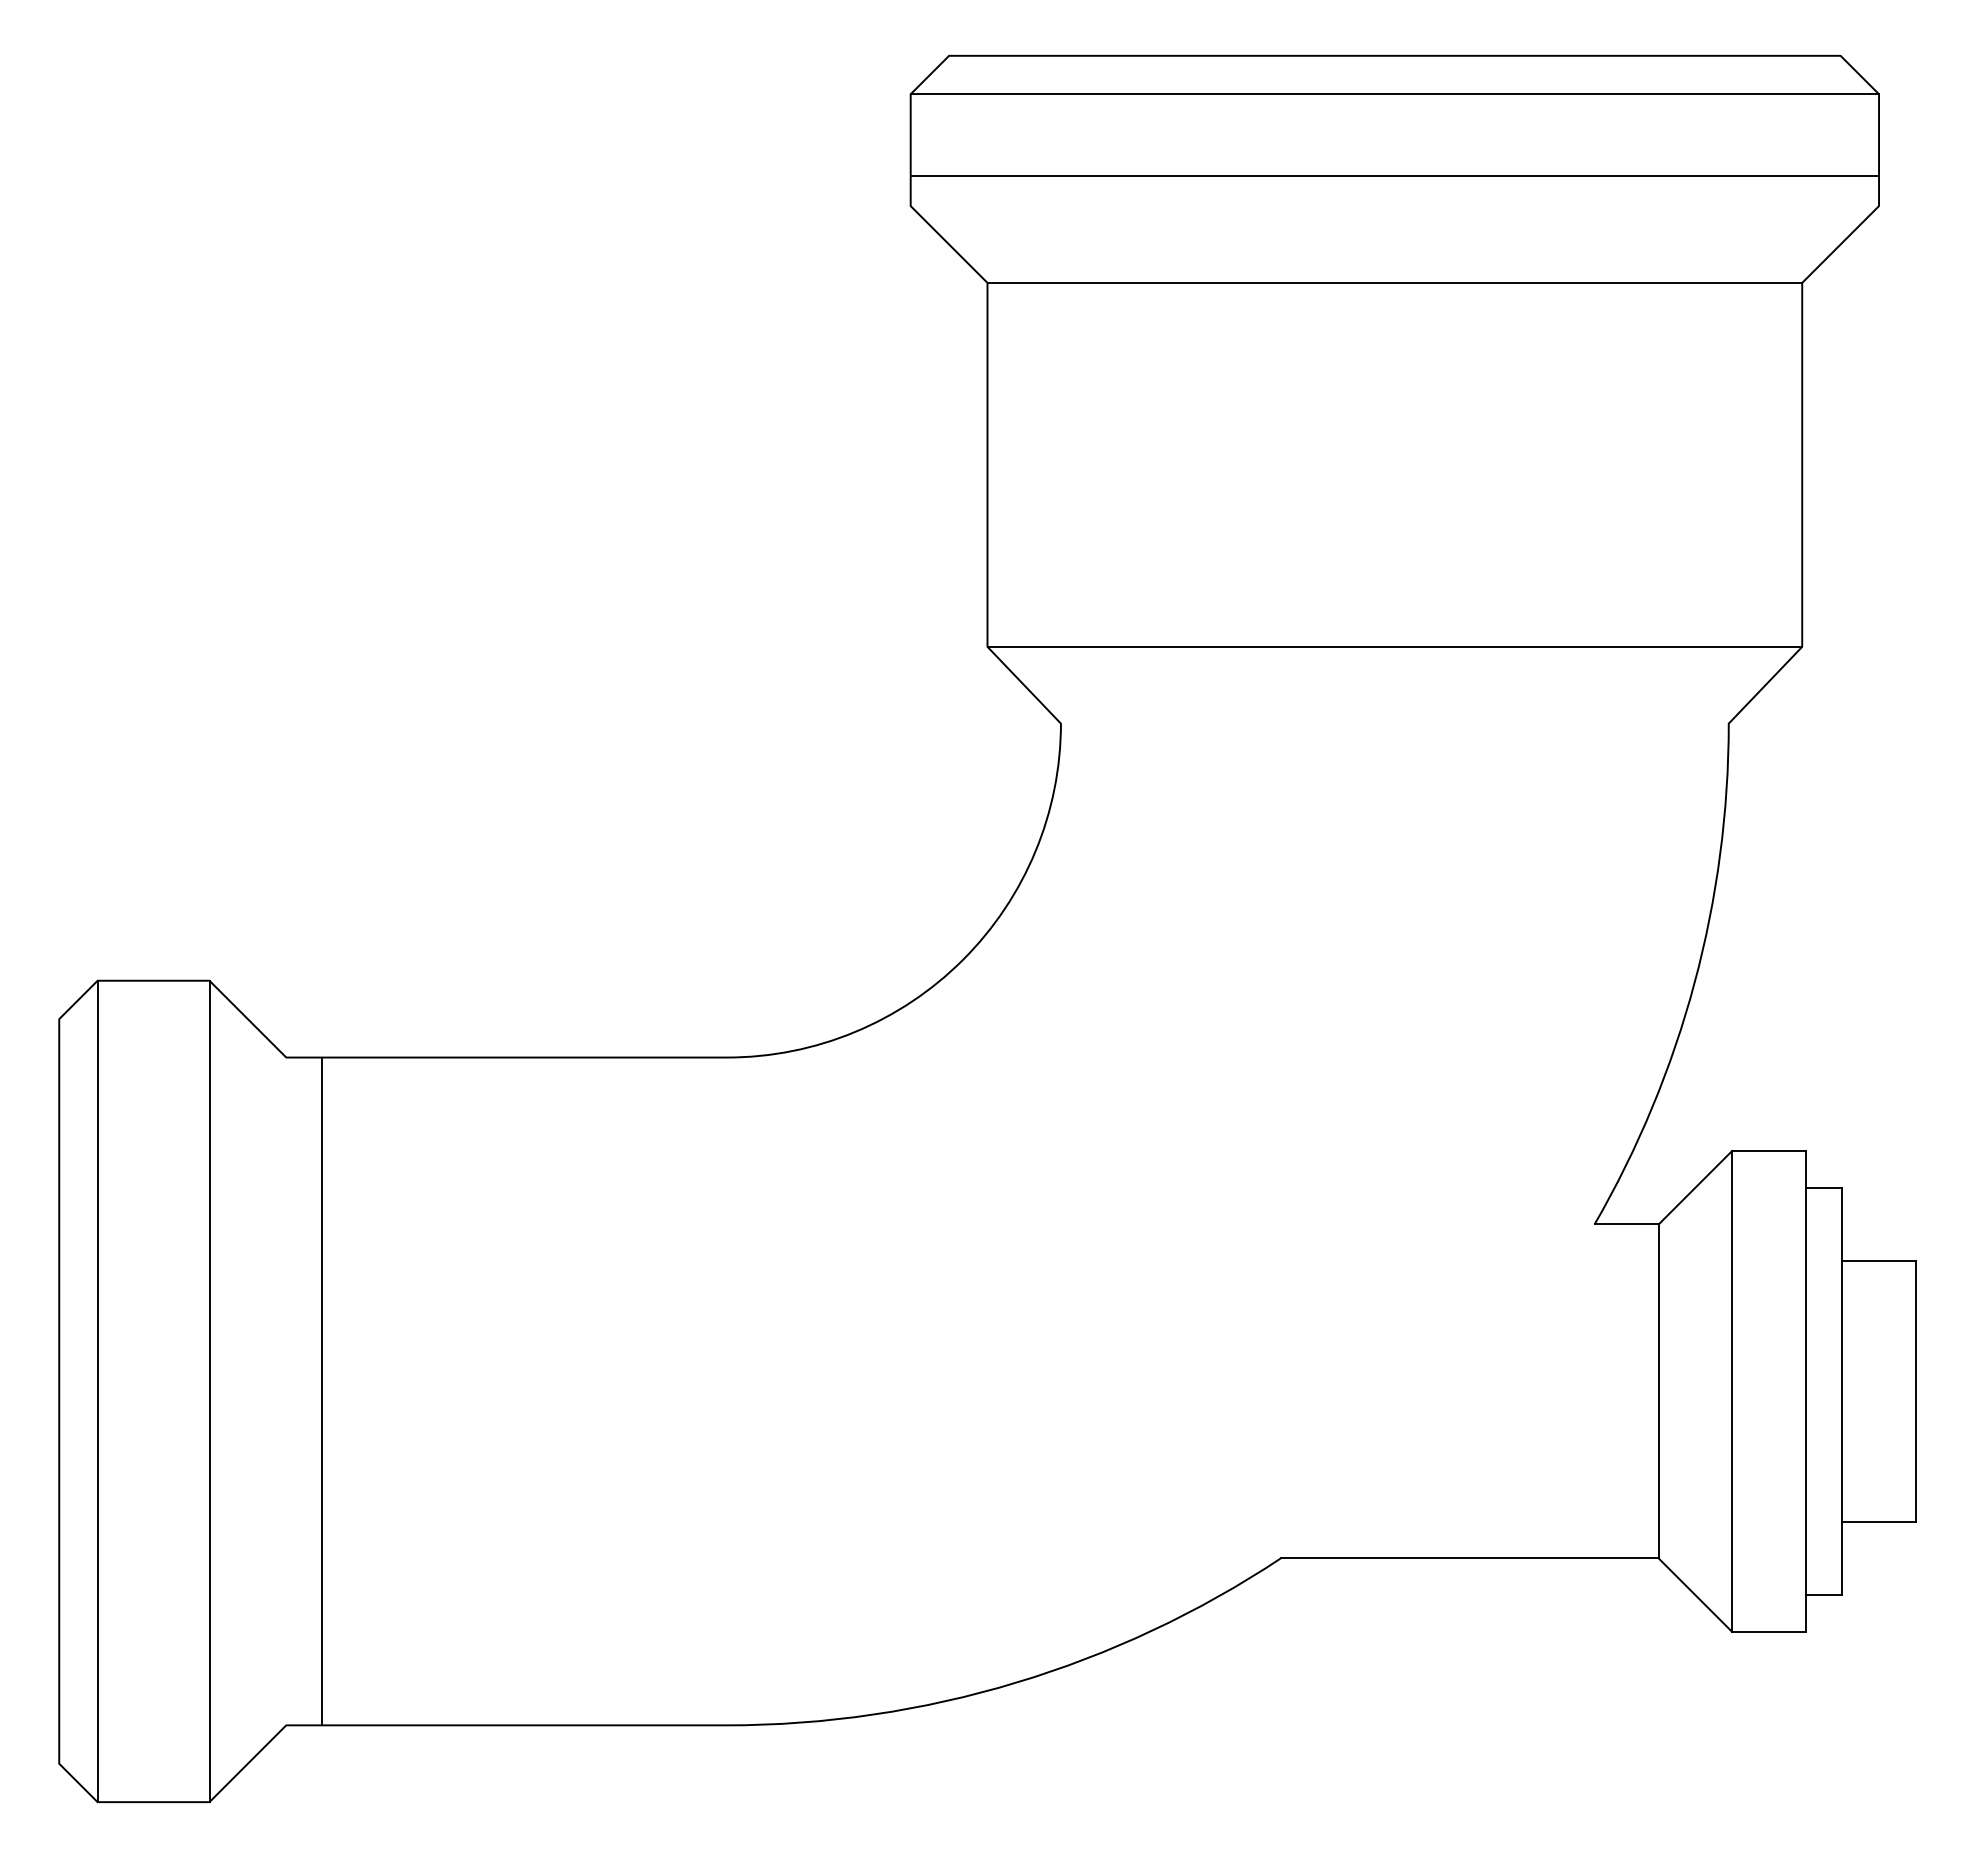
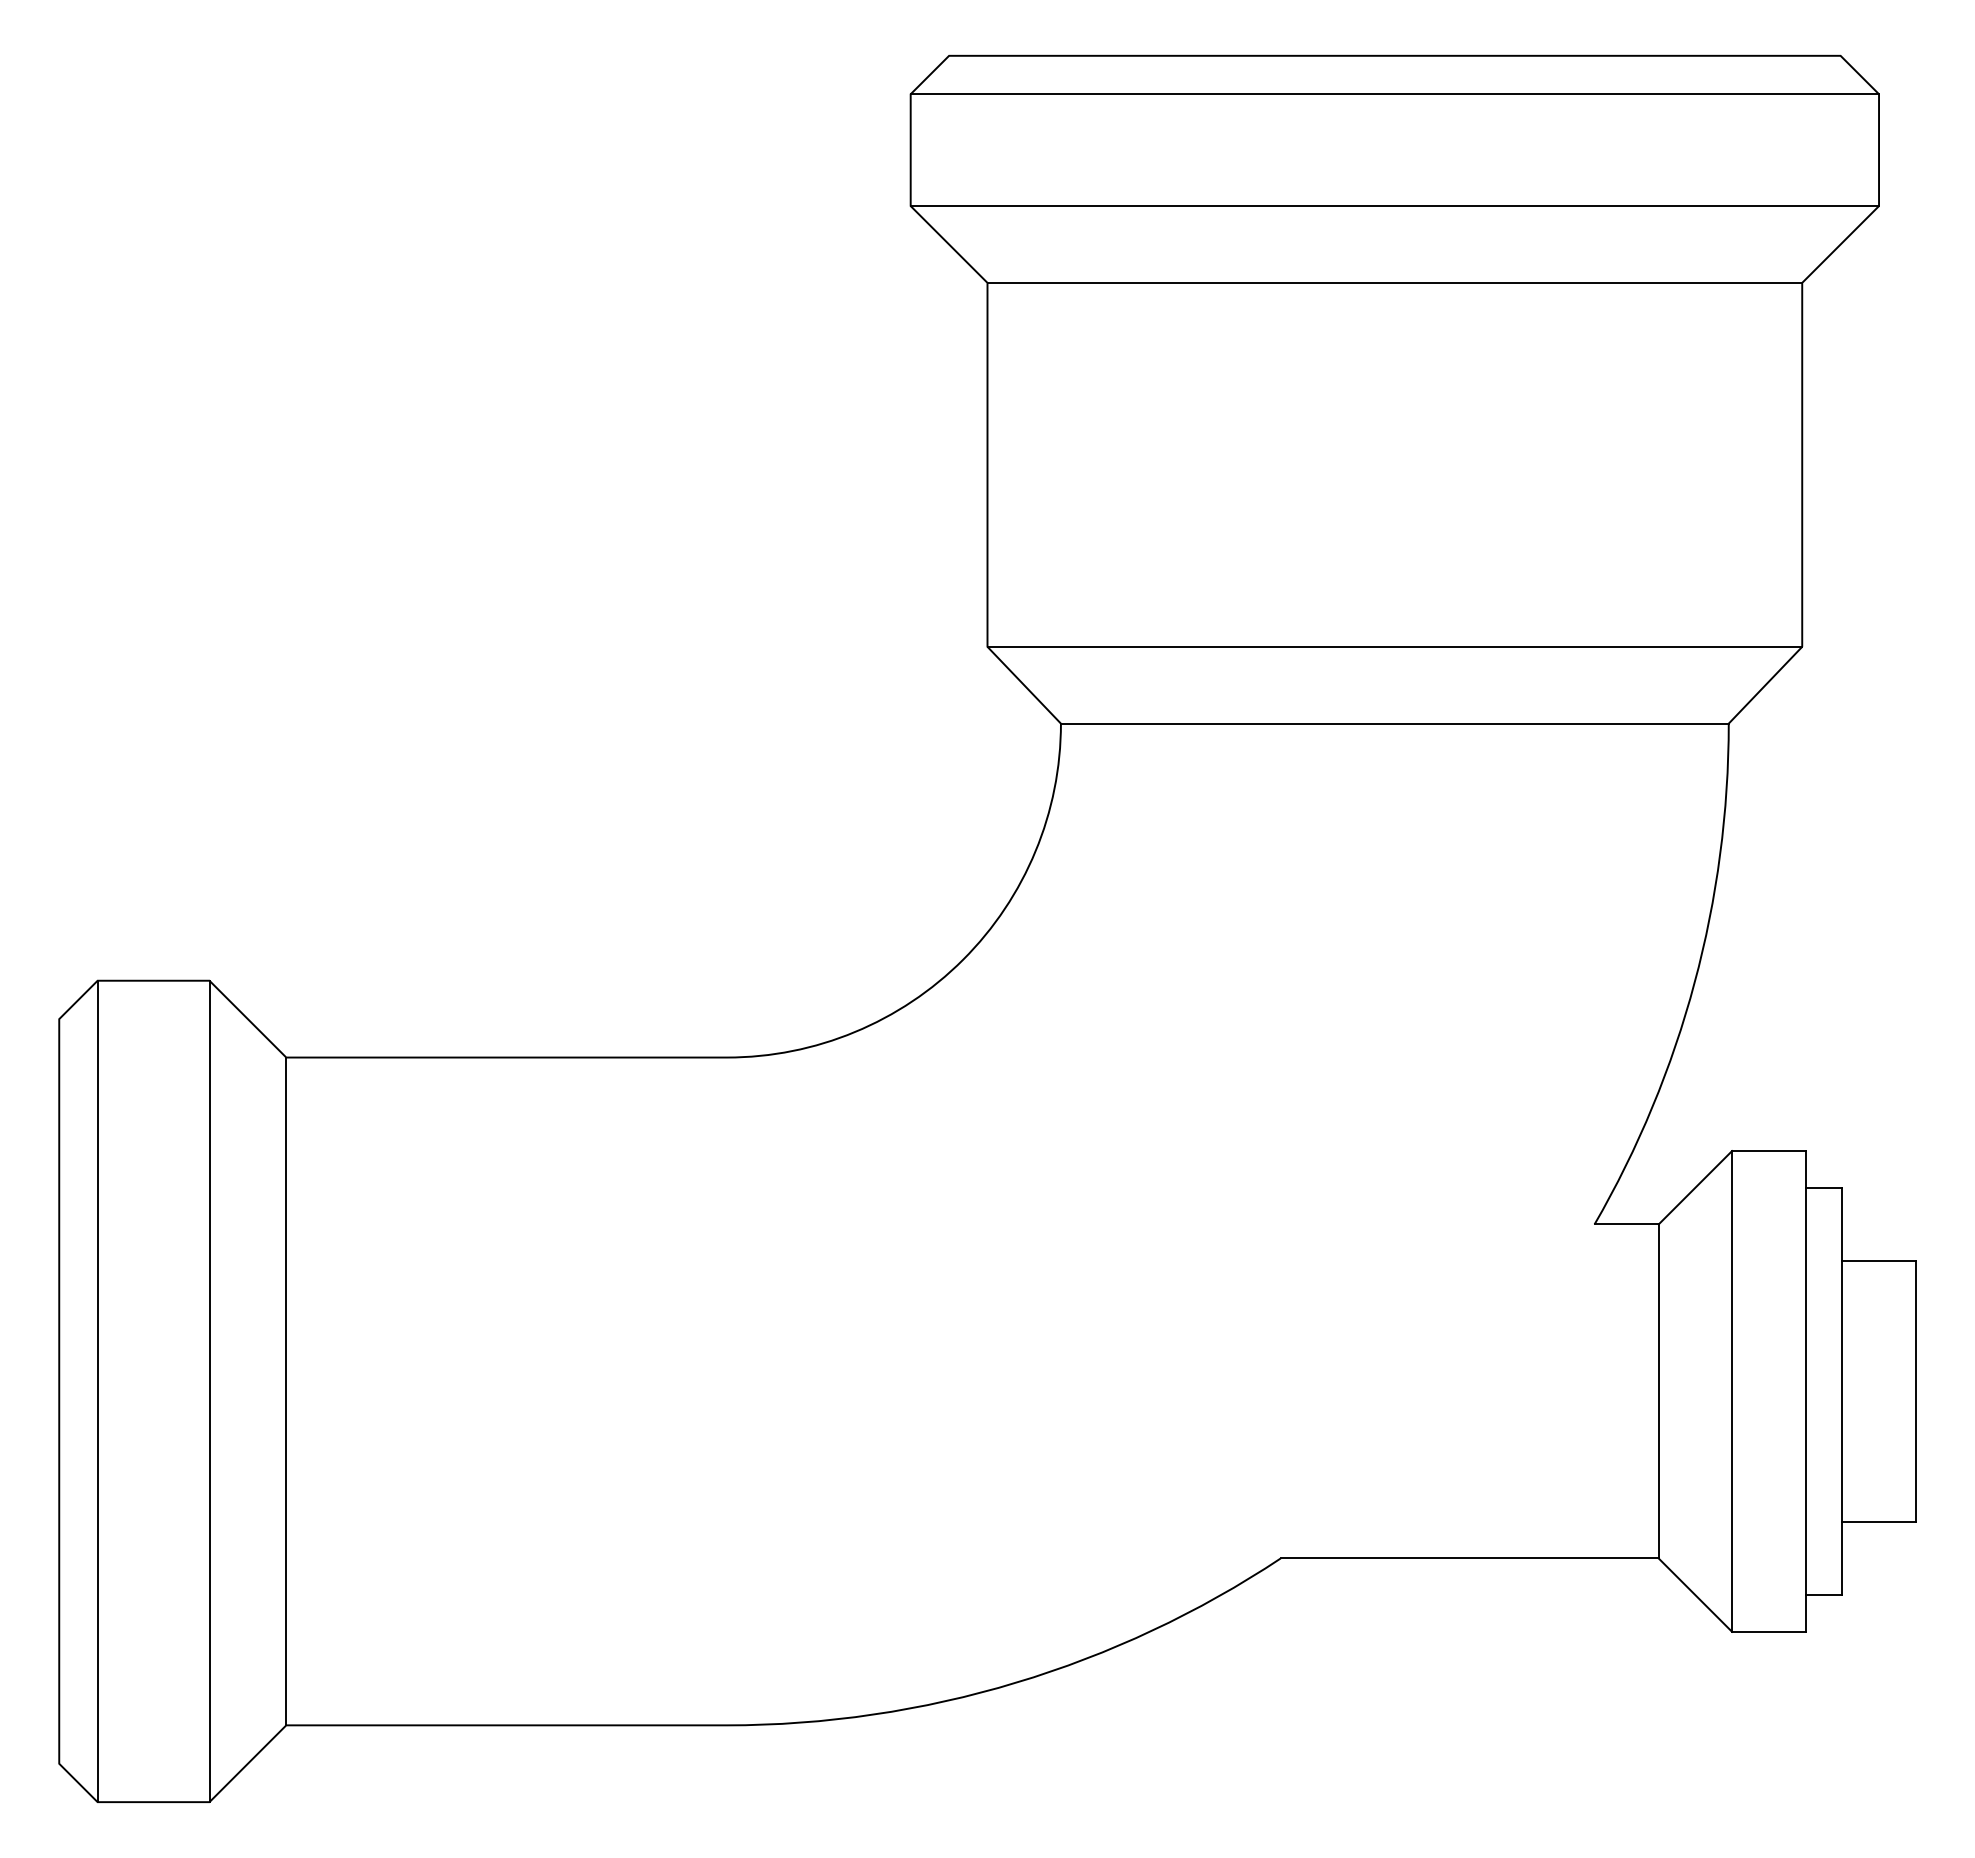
line position: (1394, 176) -> (1394, 206) (1394, 206)
line: none -> present (1394, 723)
line position: (322, 1391) -> (286, 1391) (286, 1391)
